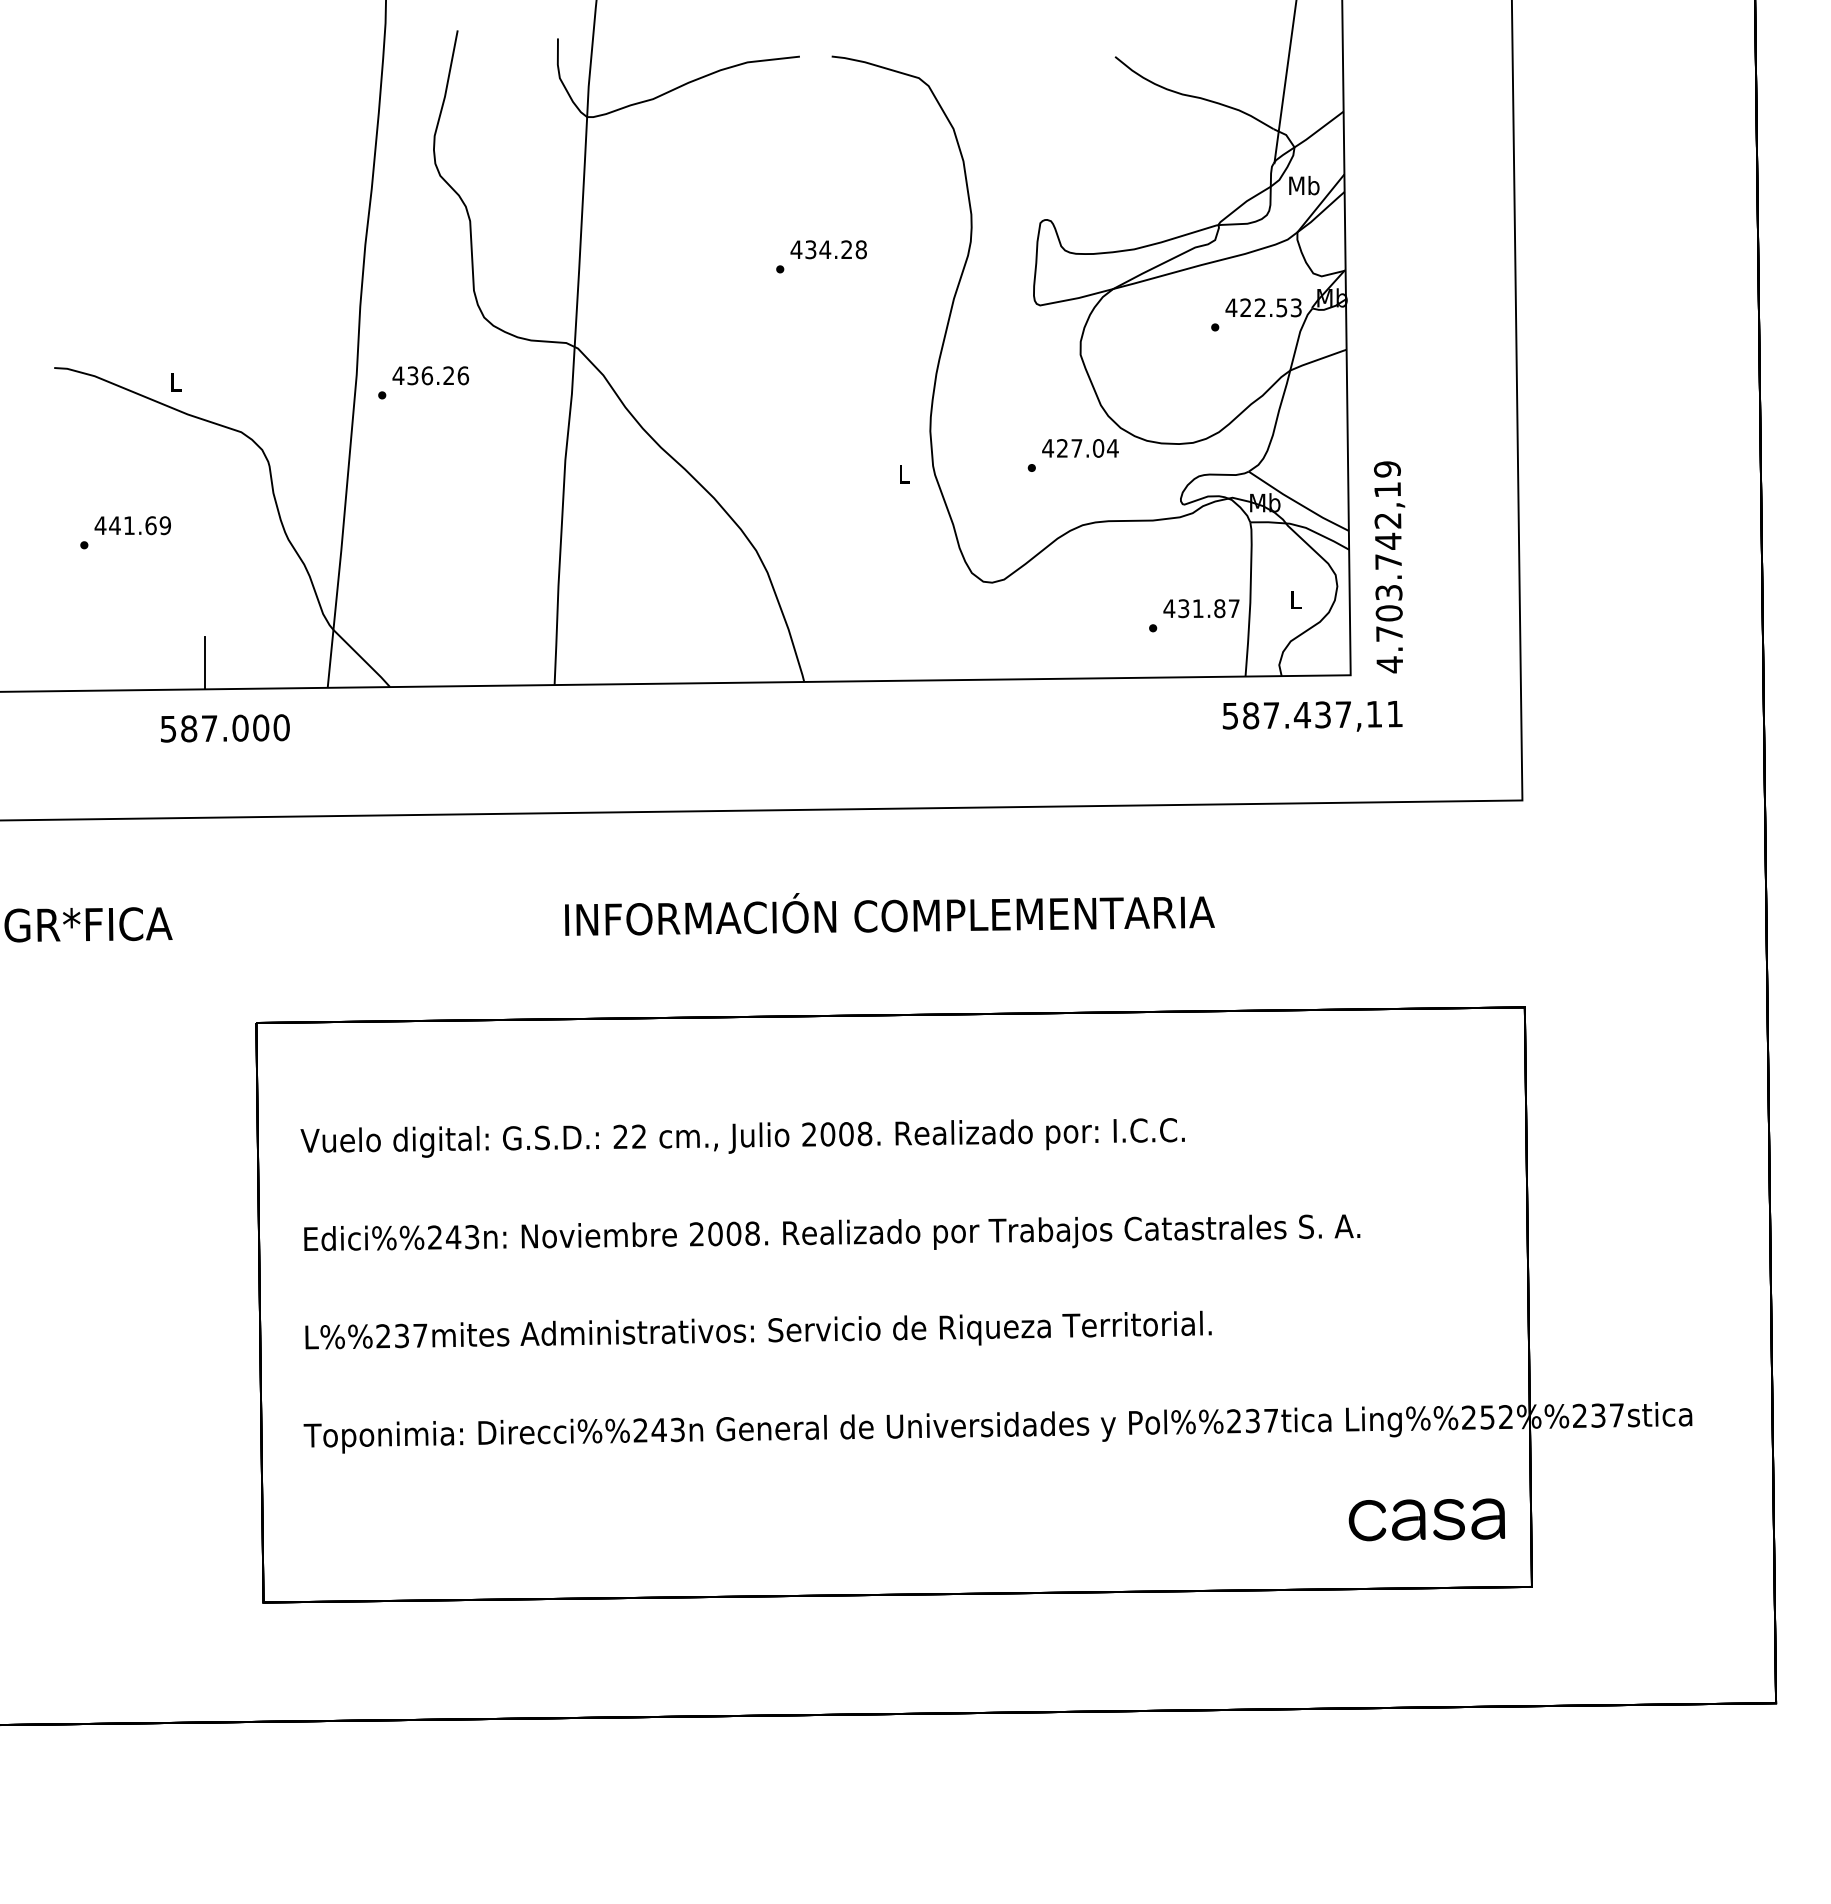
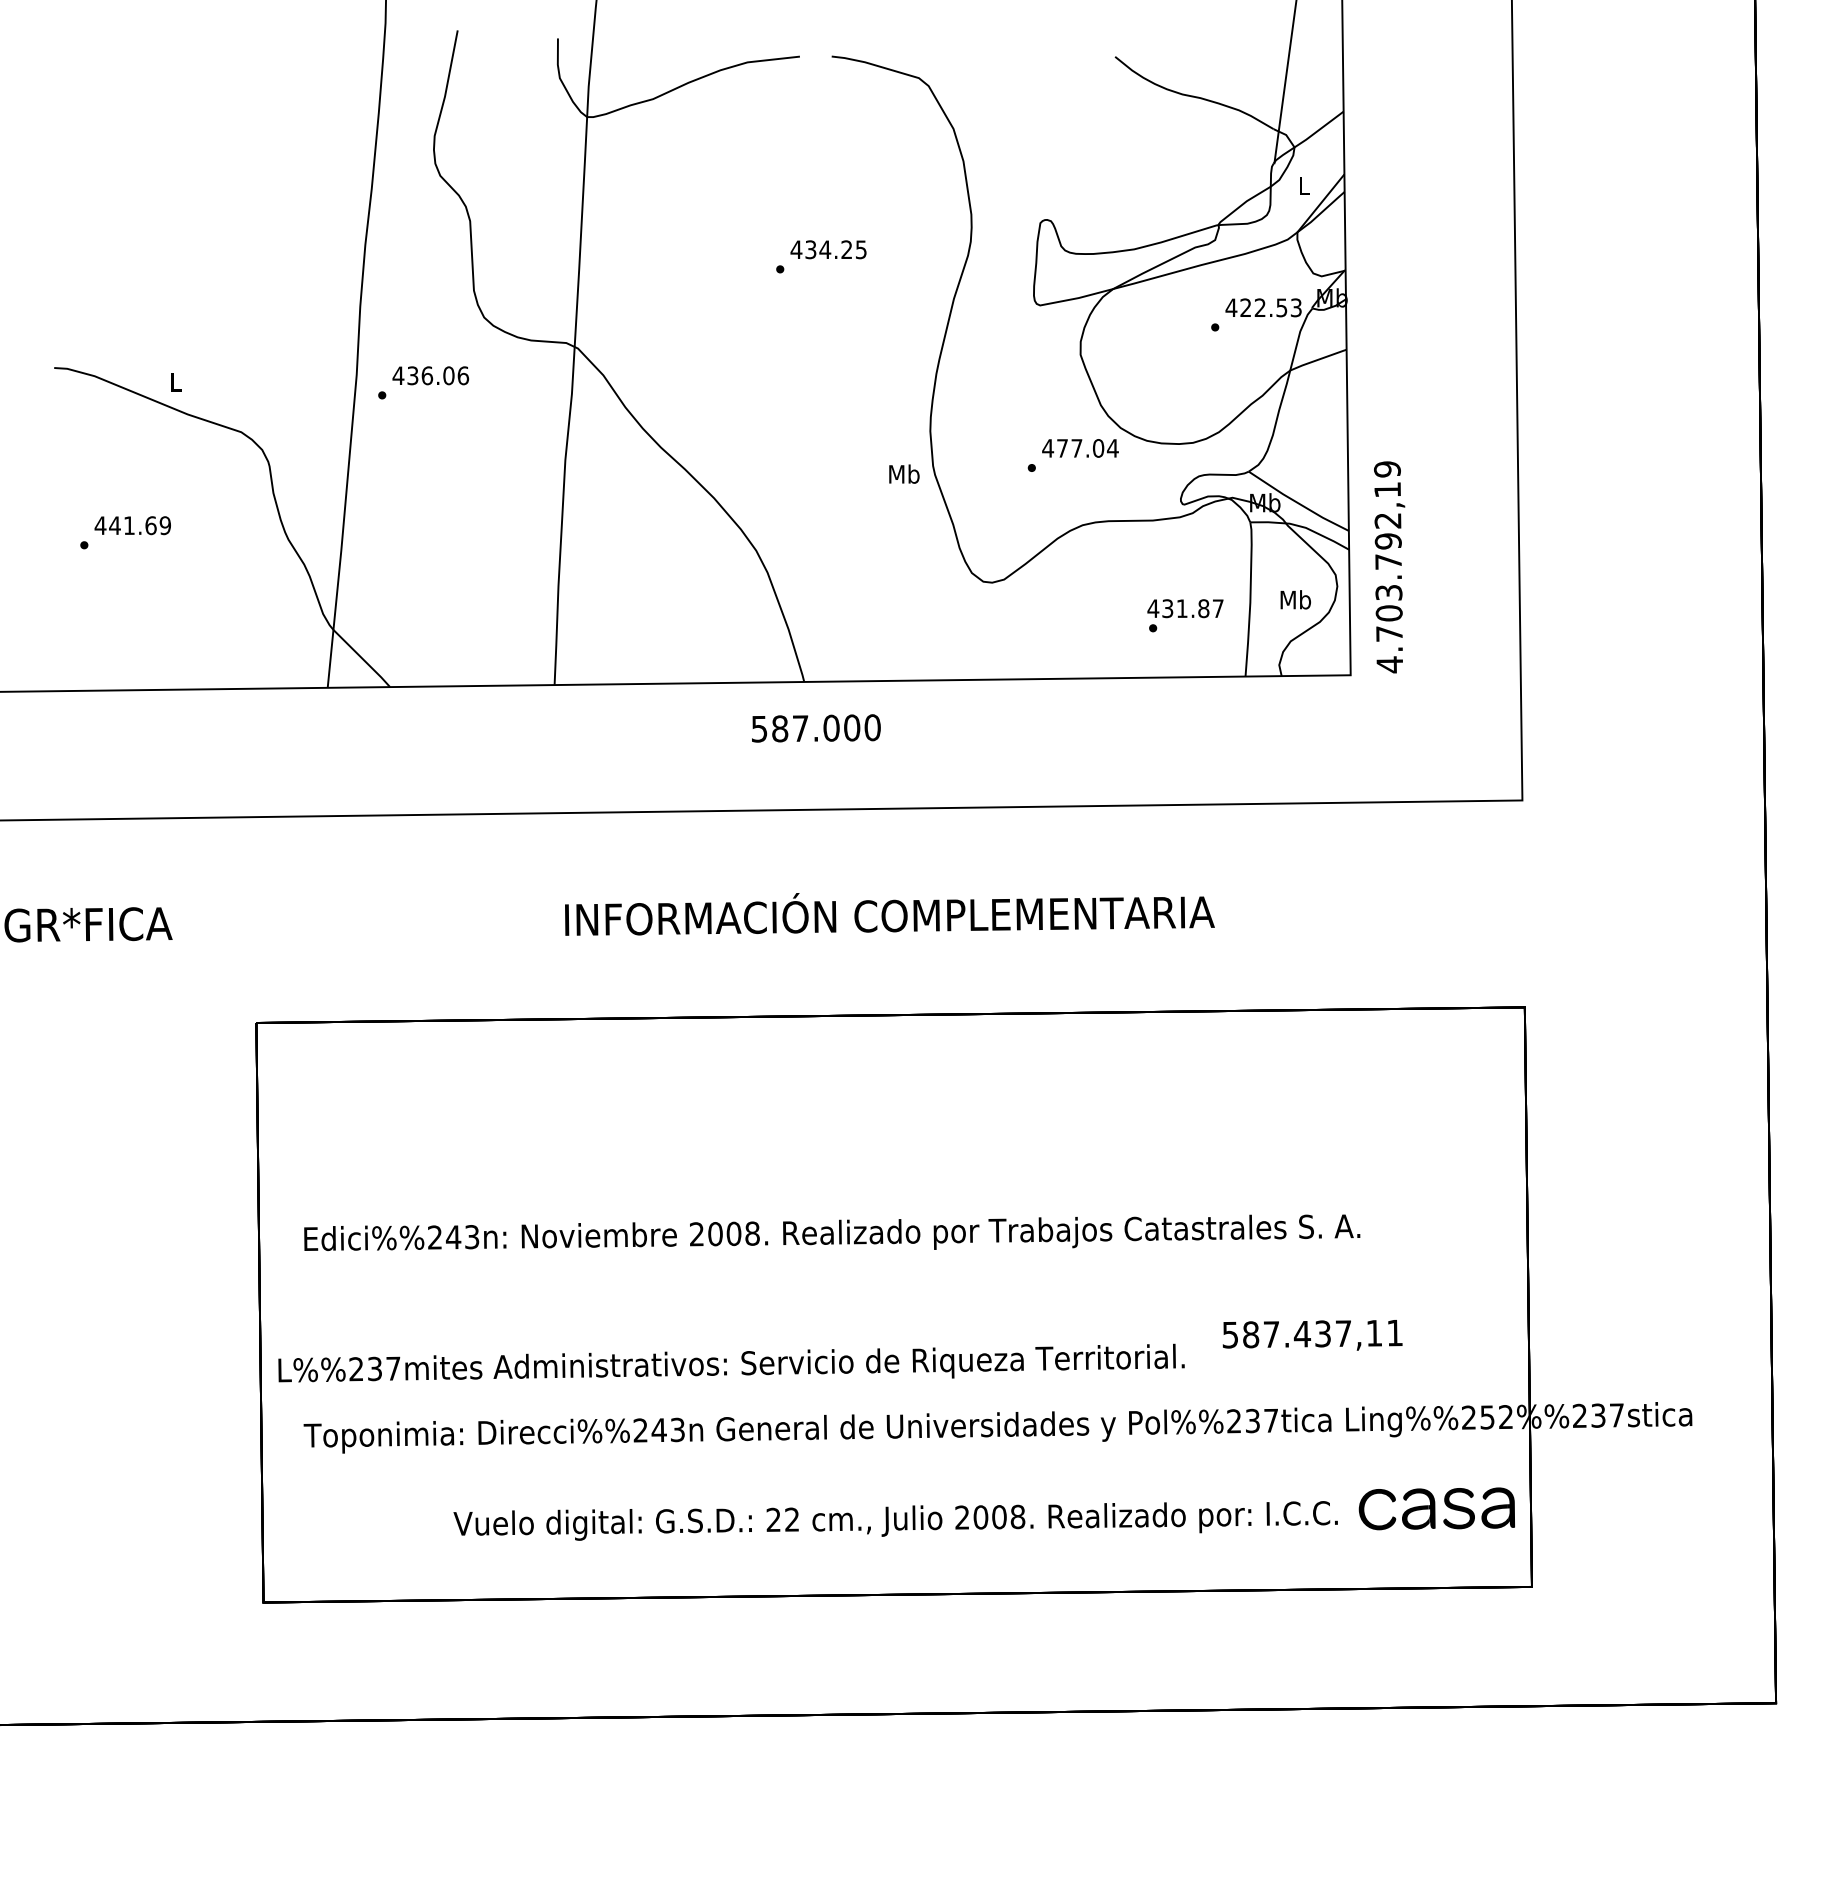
text: Mb -> L (1304, 185)
text: 434.28 -> 434.25 (860, 249)
text: 436.26 -> 436.06 (448, 375)
text: 427.04 -> 477.04 (1062, 448)
text: L -> Mb (904, 473)
text: 4.703.742,19 -> 4.703.792,19 (1387, 540)
text: L -> Mb (1295, 599)
text position: (1201, 608) -> (1185, 608) (1185, 608)
line: present -> none (204, 662)
text position: (1312, 716) -> (1312, 1335) (1312, 1335)
text position: (225, 728) -> (816, 728) (816, 728)
text position: (742, 1137) -> (895, 1520) (895, 1520)
text position: (758, 1329) -> (731, 1362) (731, 1362)
part position: (1426, 1519) -> (1436, 1508) (1436, 1508)
